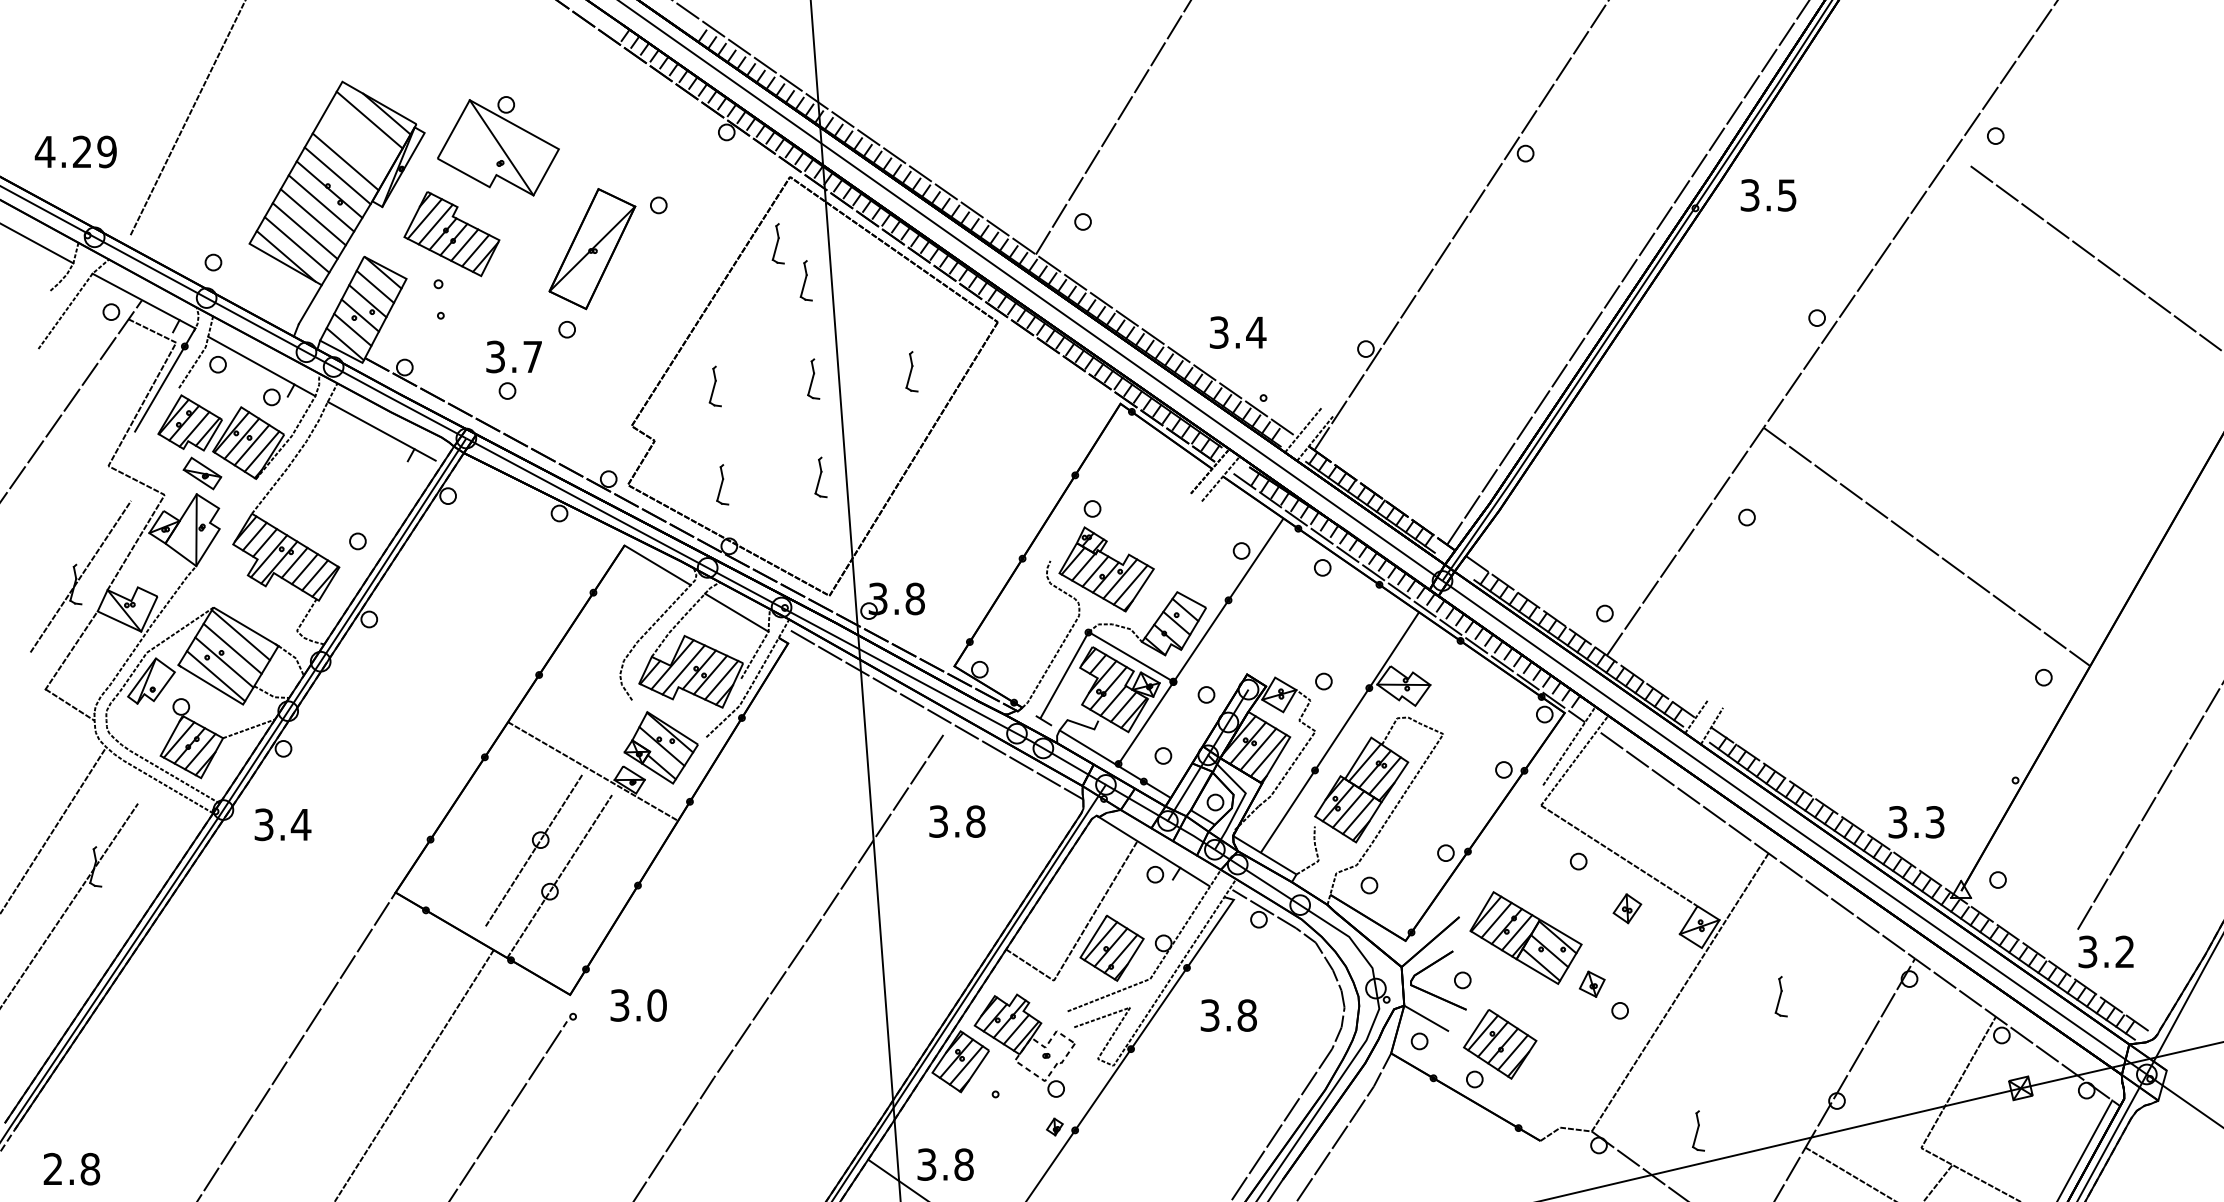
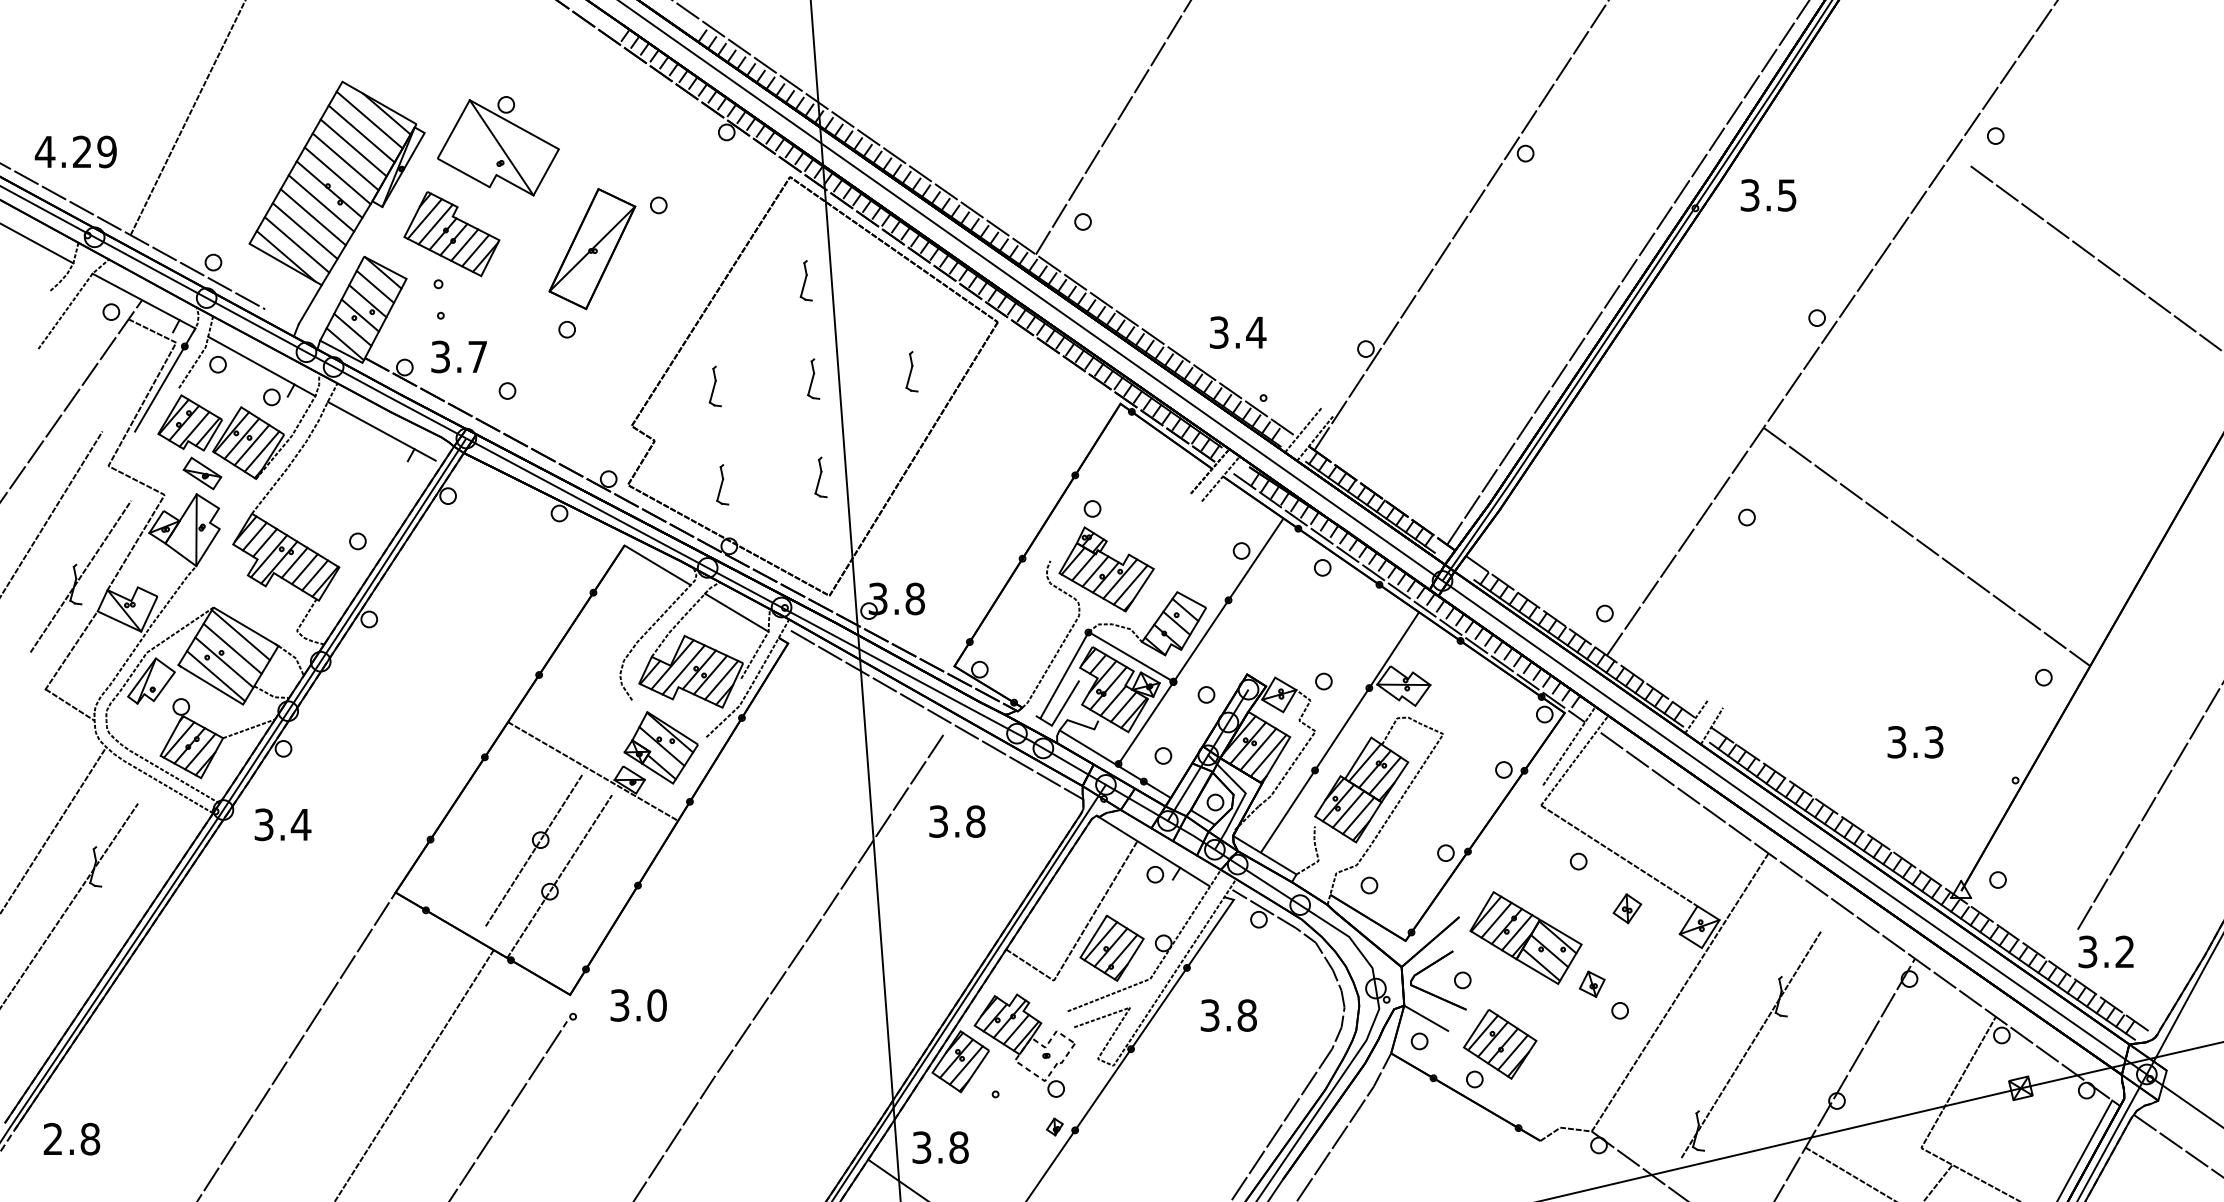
line: none -> present (361, 133)
line: none -> present (353, 147)
line: none -> present (133, 236)
part: present -> none (777, 243)
text position: (513, 356) -> (458, 356) (458, 356)
line: none -> present (52, 512)
line: none -> present (1064, 703)
text position: (1916, 822) -> (1915, 742) (1915, 742)
line: none -> present (1750, 1044)
line: none -> present (2176, 1144)
text position: (945, 1164) -> (940, 1147) (940, 1147)
text position: (71, 1168) -> (71, 1138) (71, 1138)
